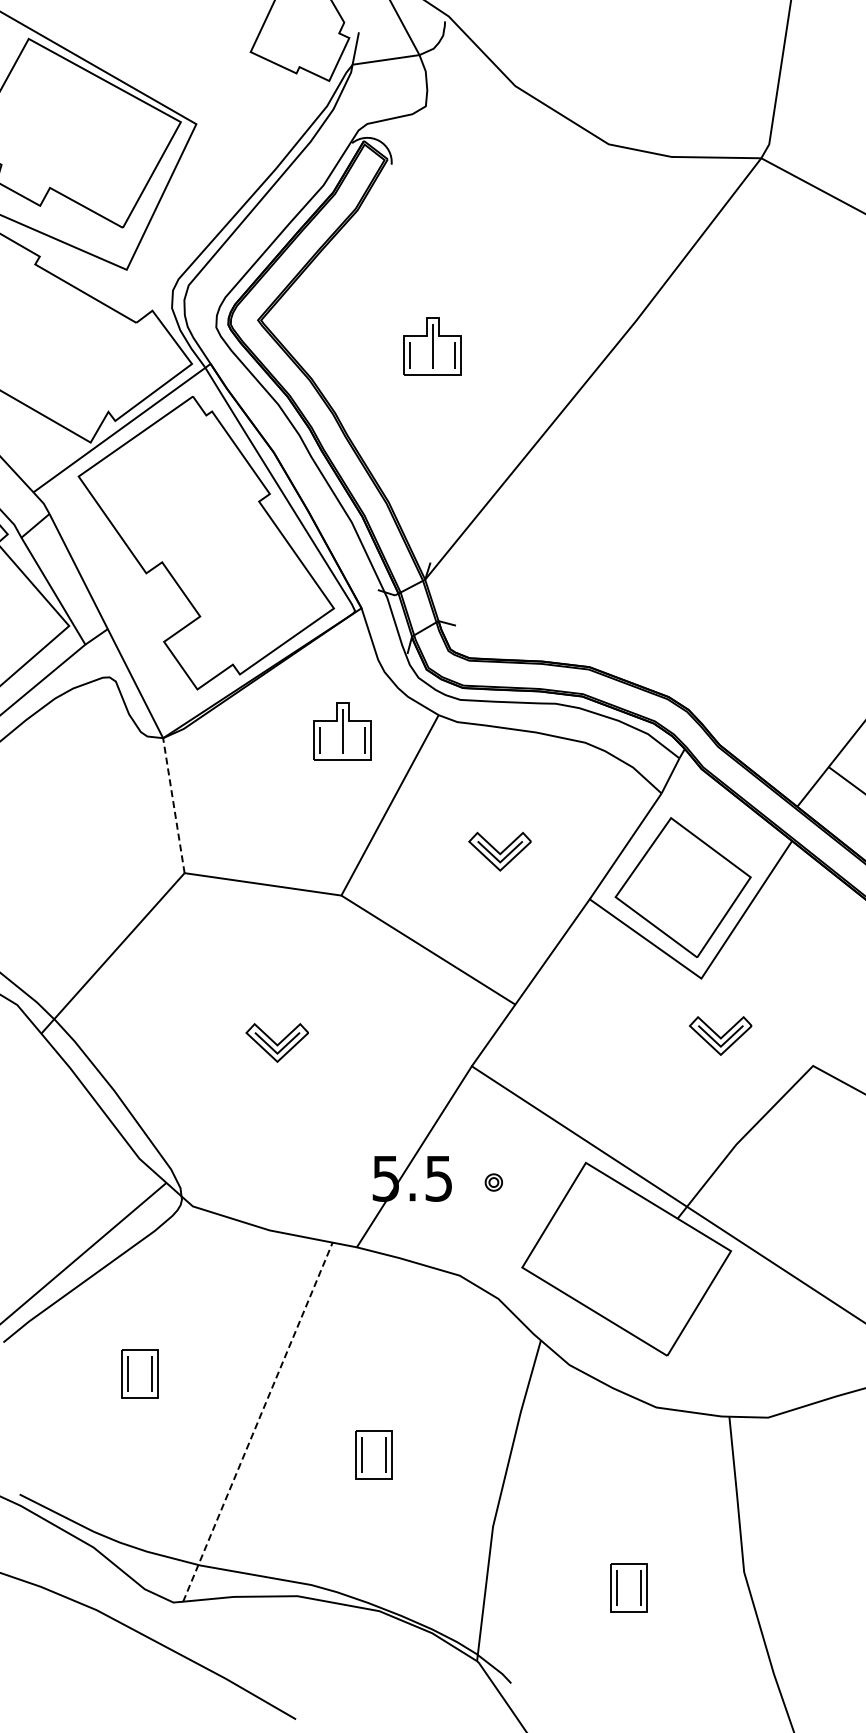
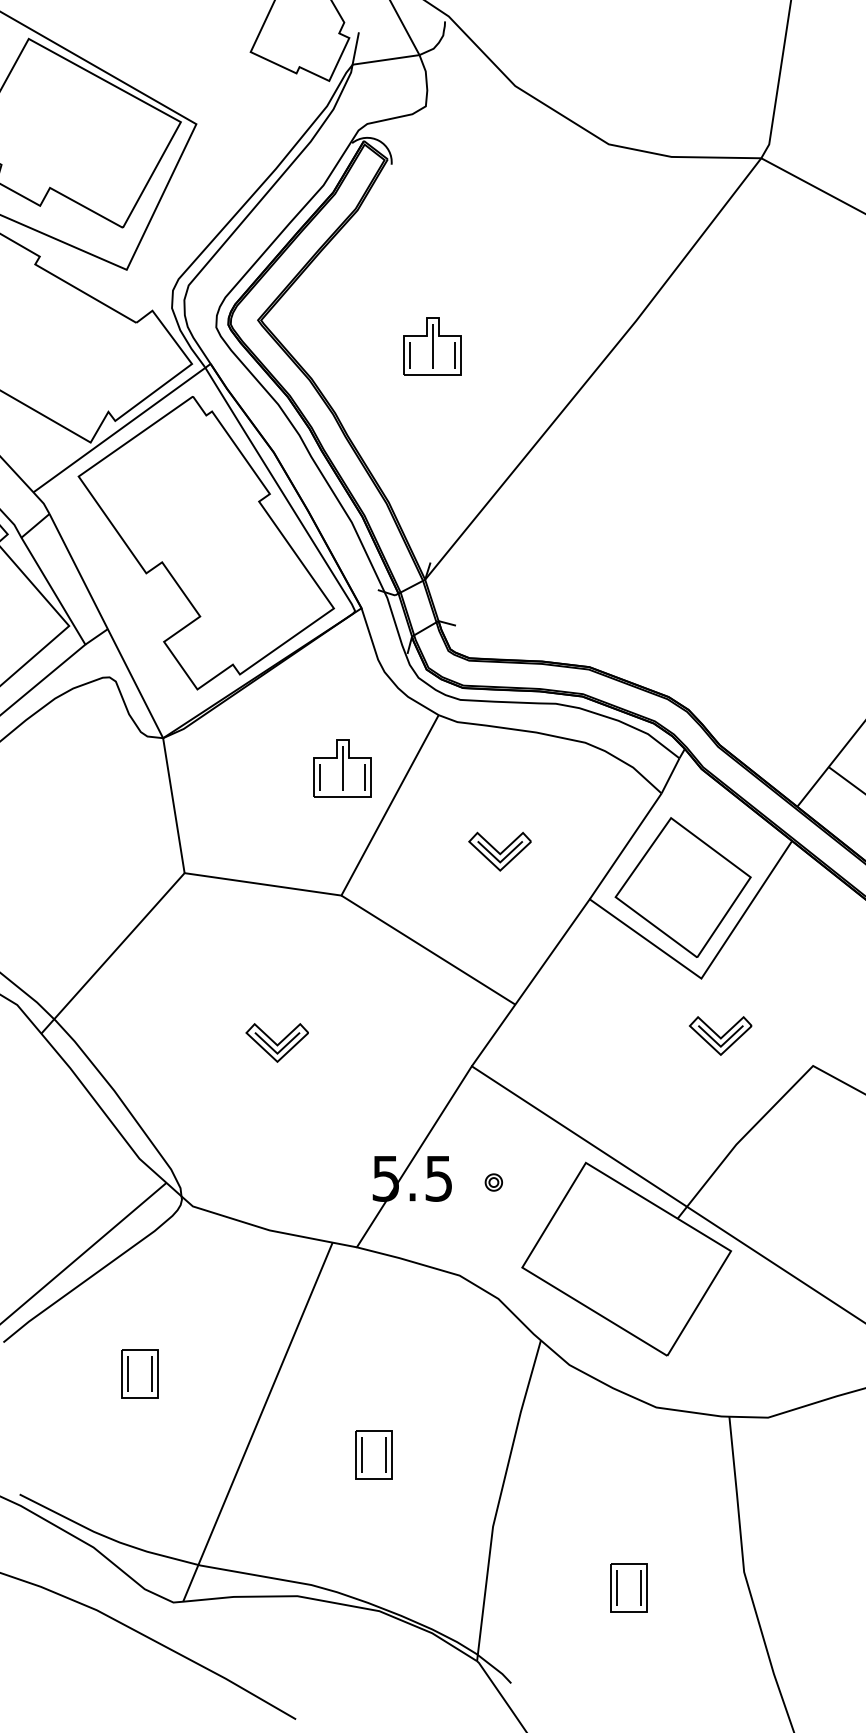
part position: (342, 731) -> (342, 768) (342, 768)
line: dashed -> solid (173, 805)
line: dashed -> solid (257, 1422)
